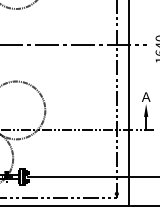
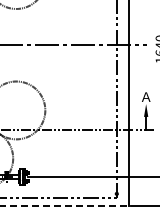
line: solid -> dashed (65, 205)
